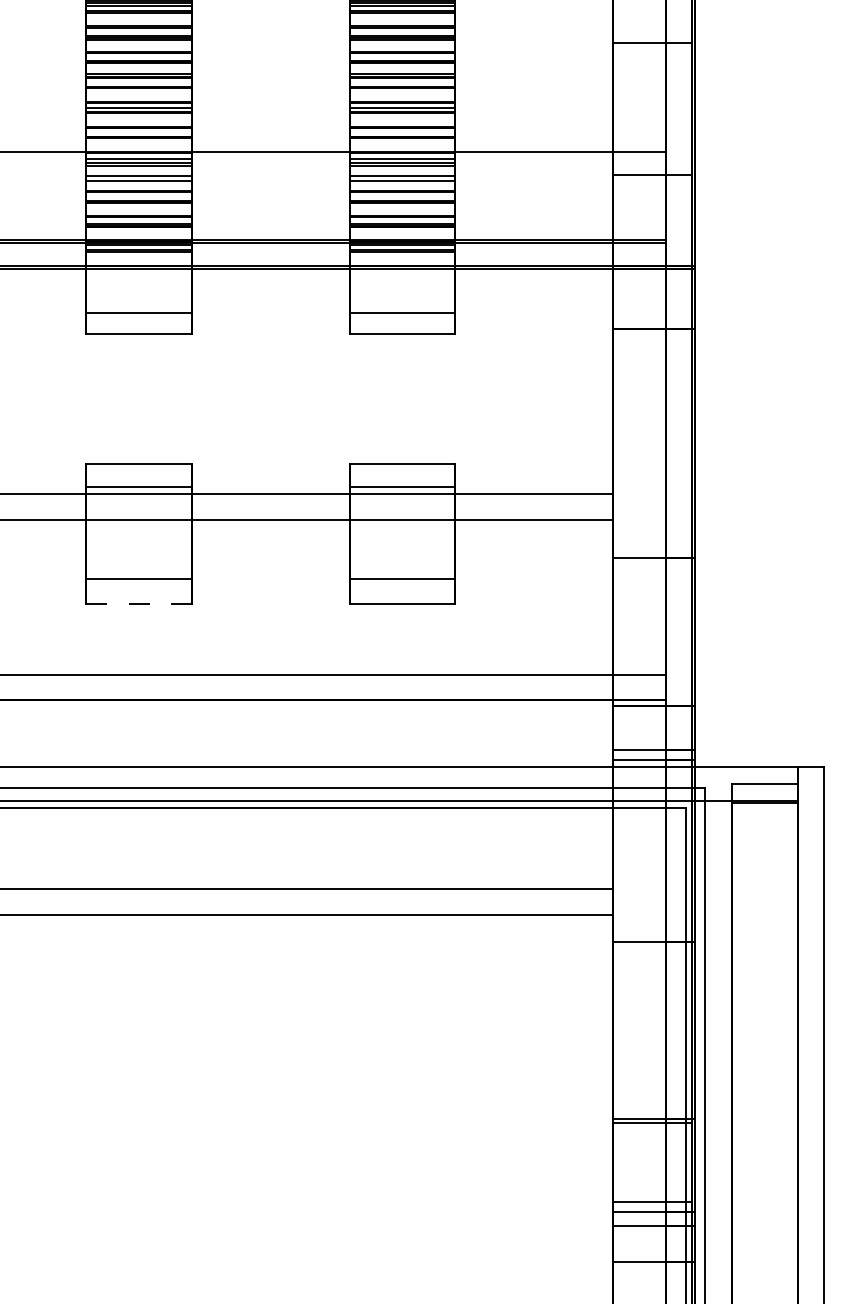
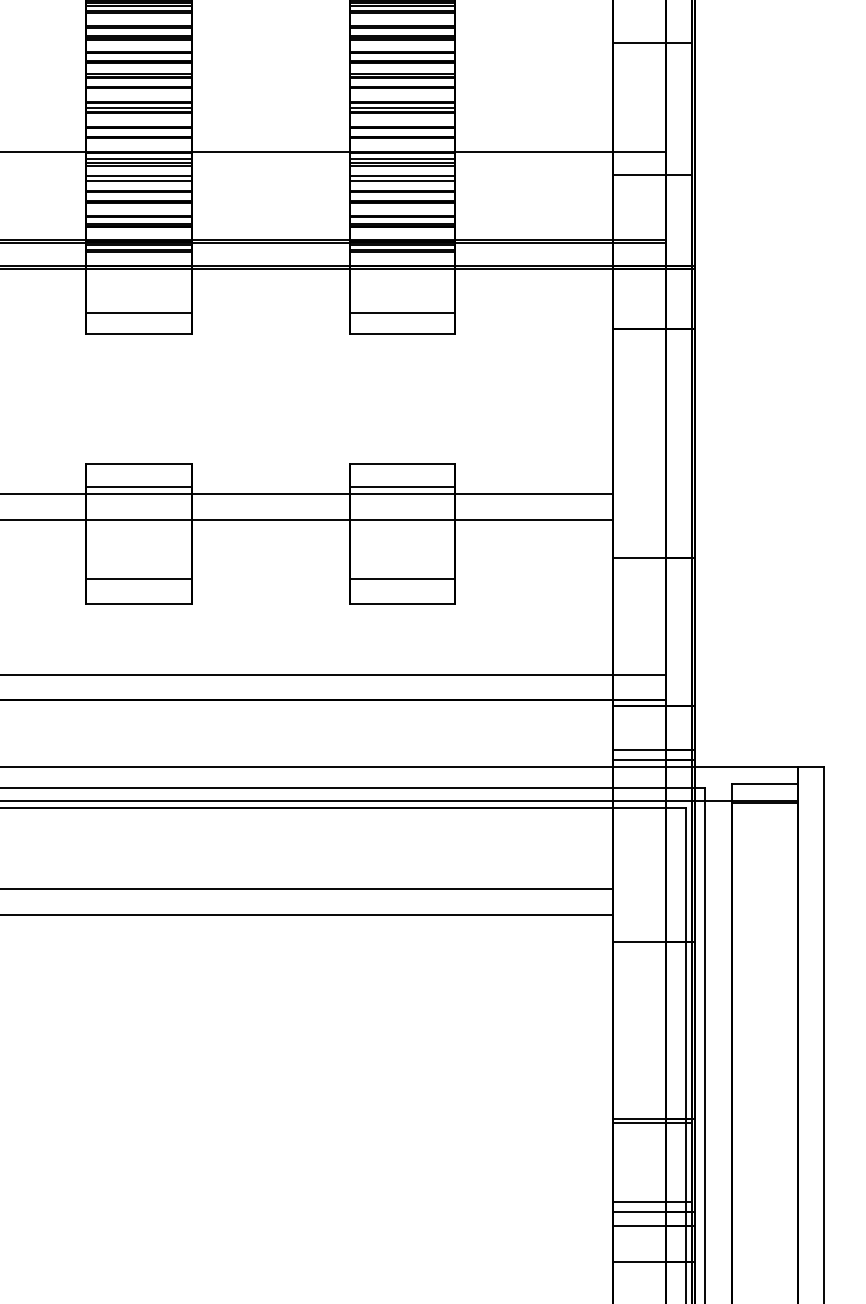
line: dashed -> solid (139, 604)
